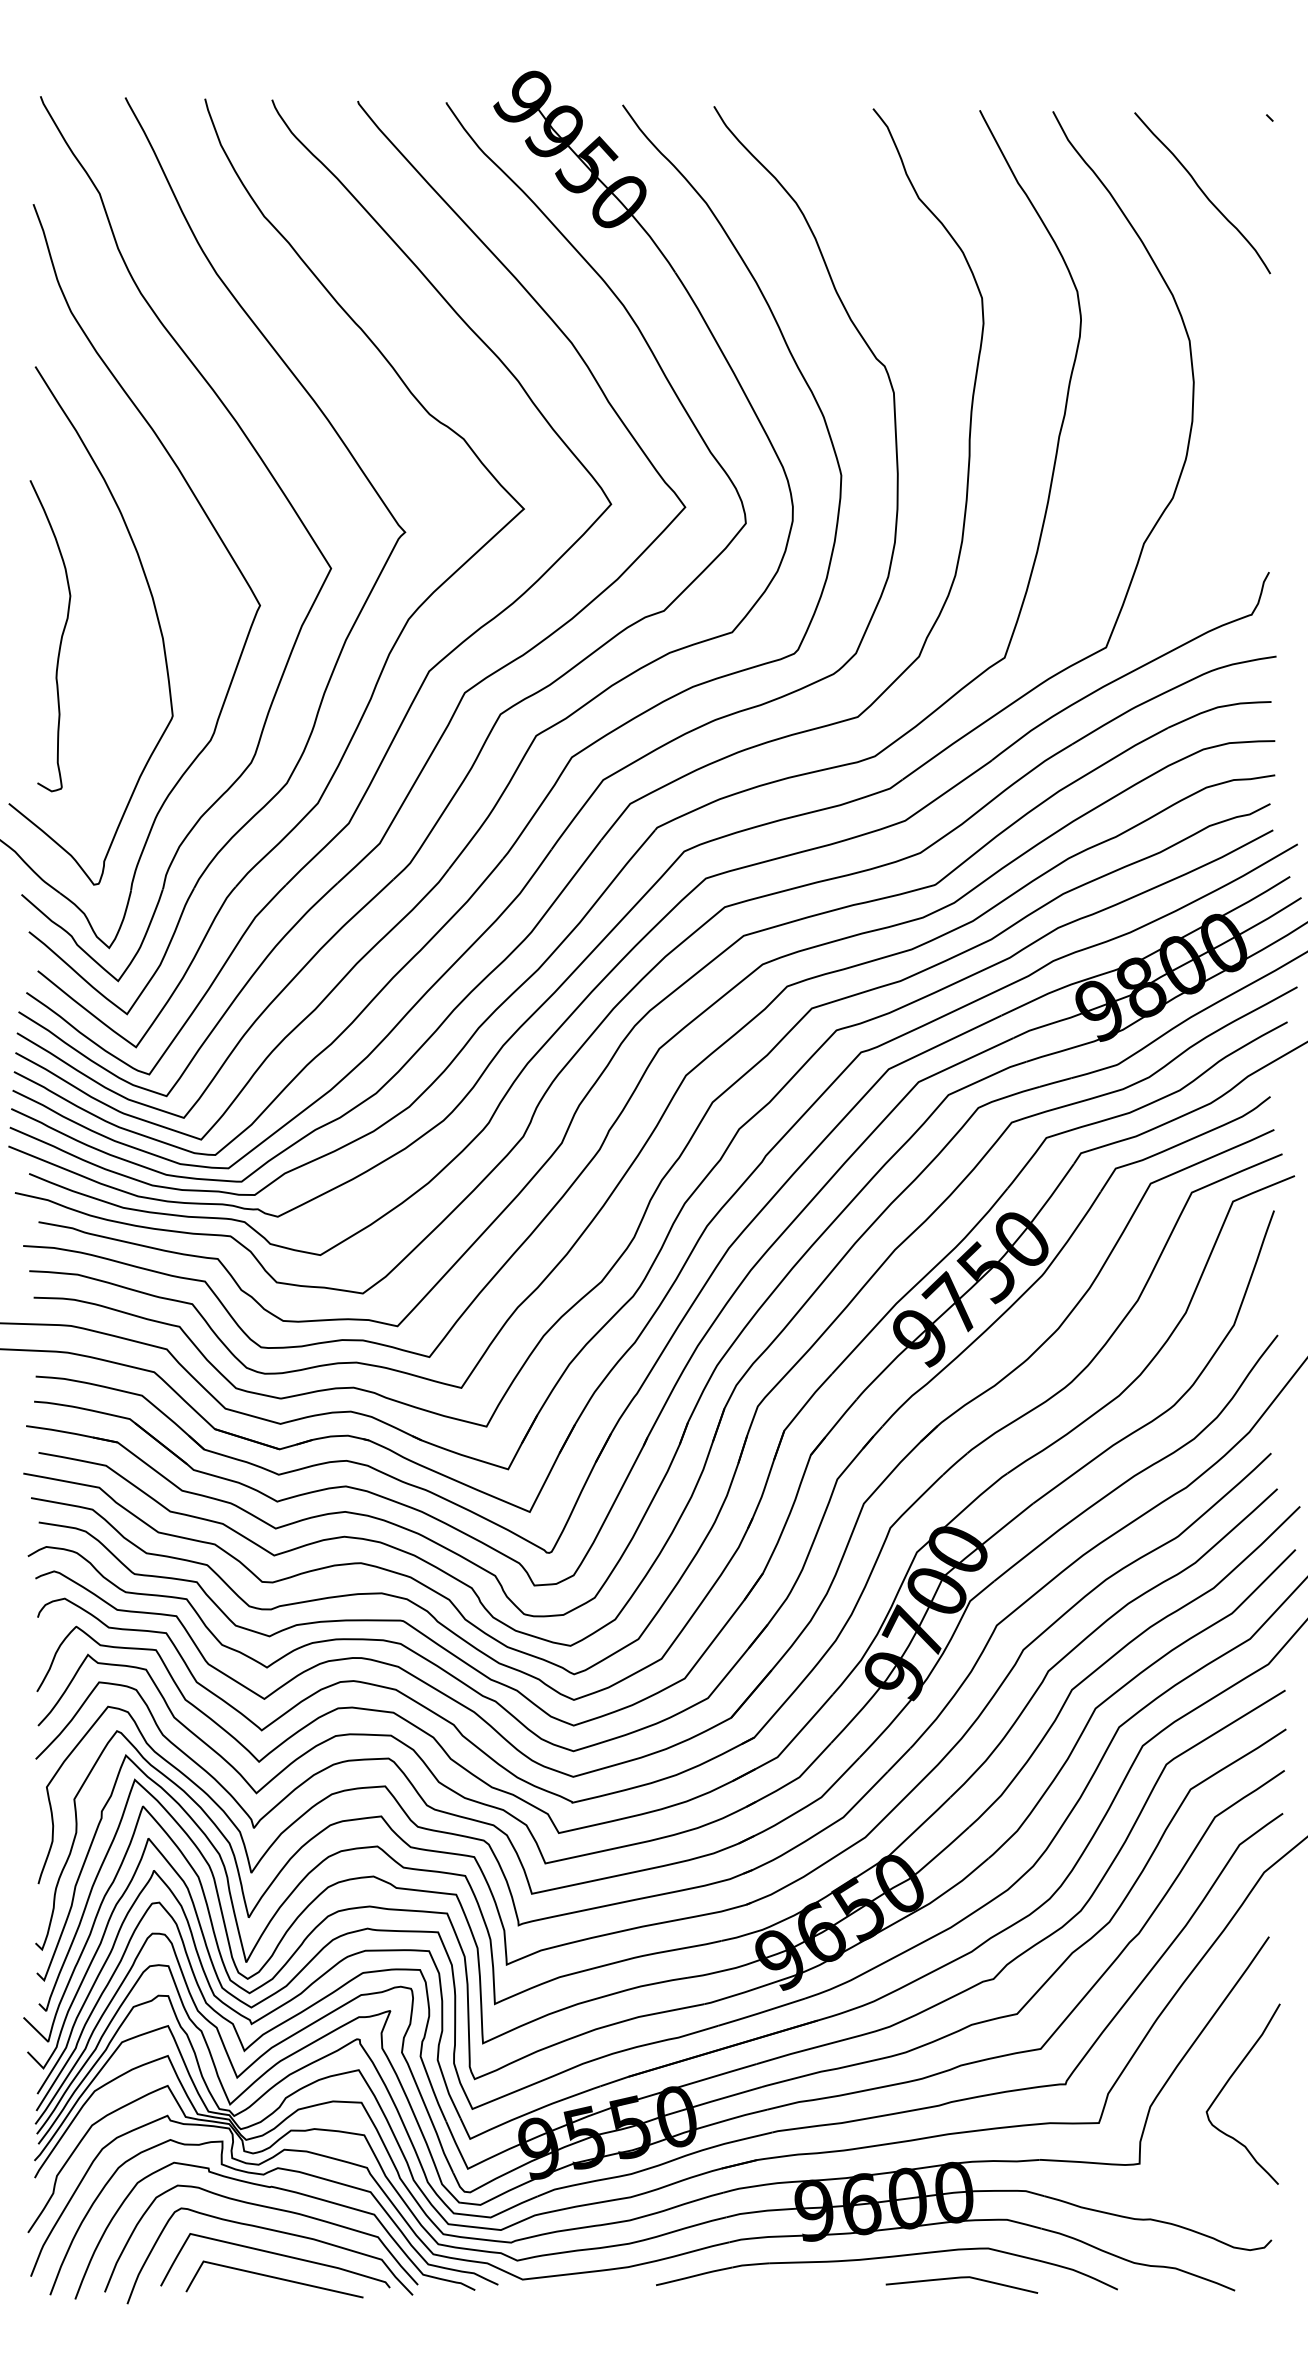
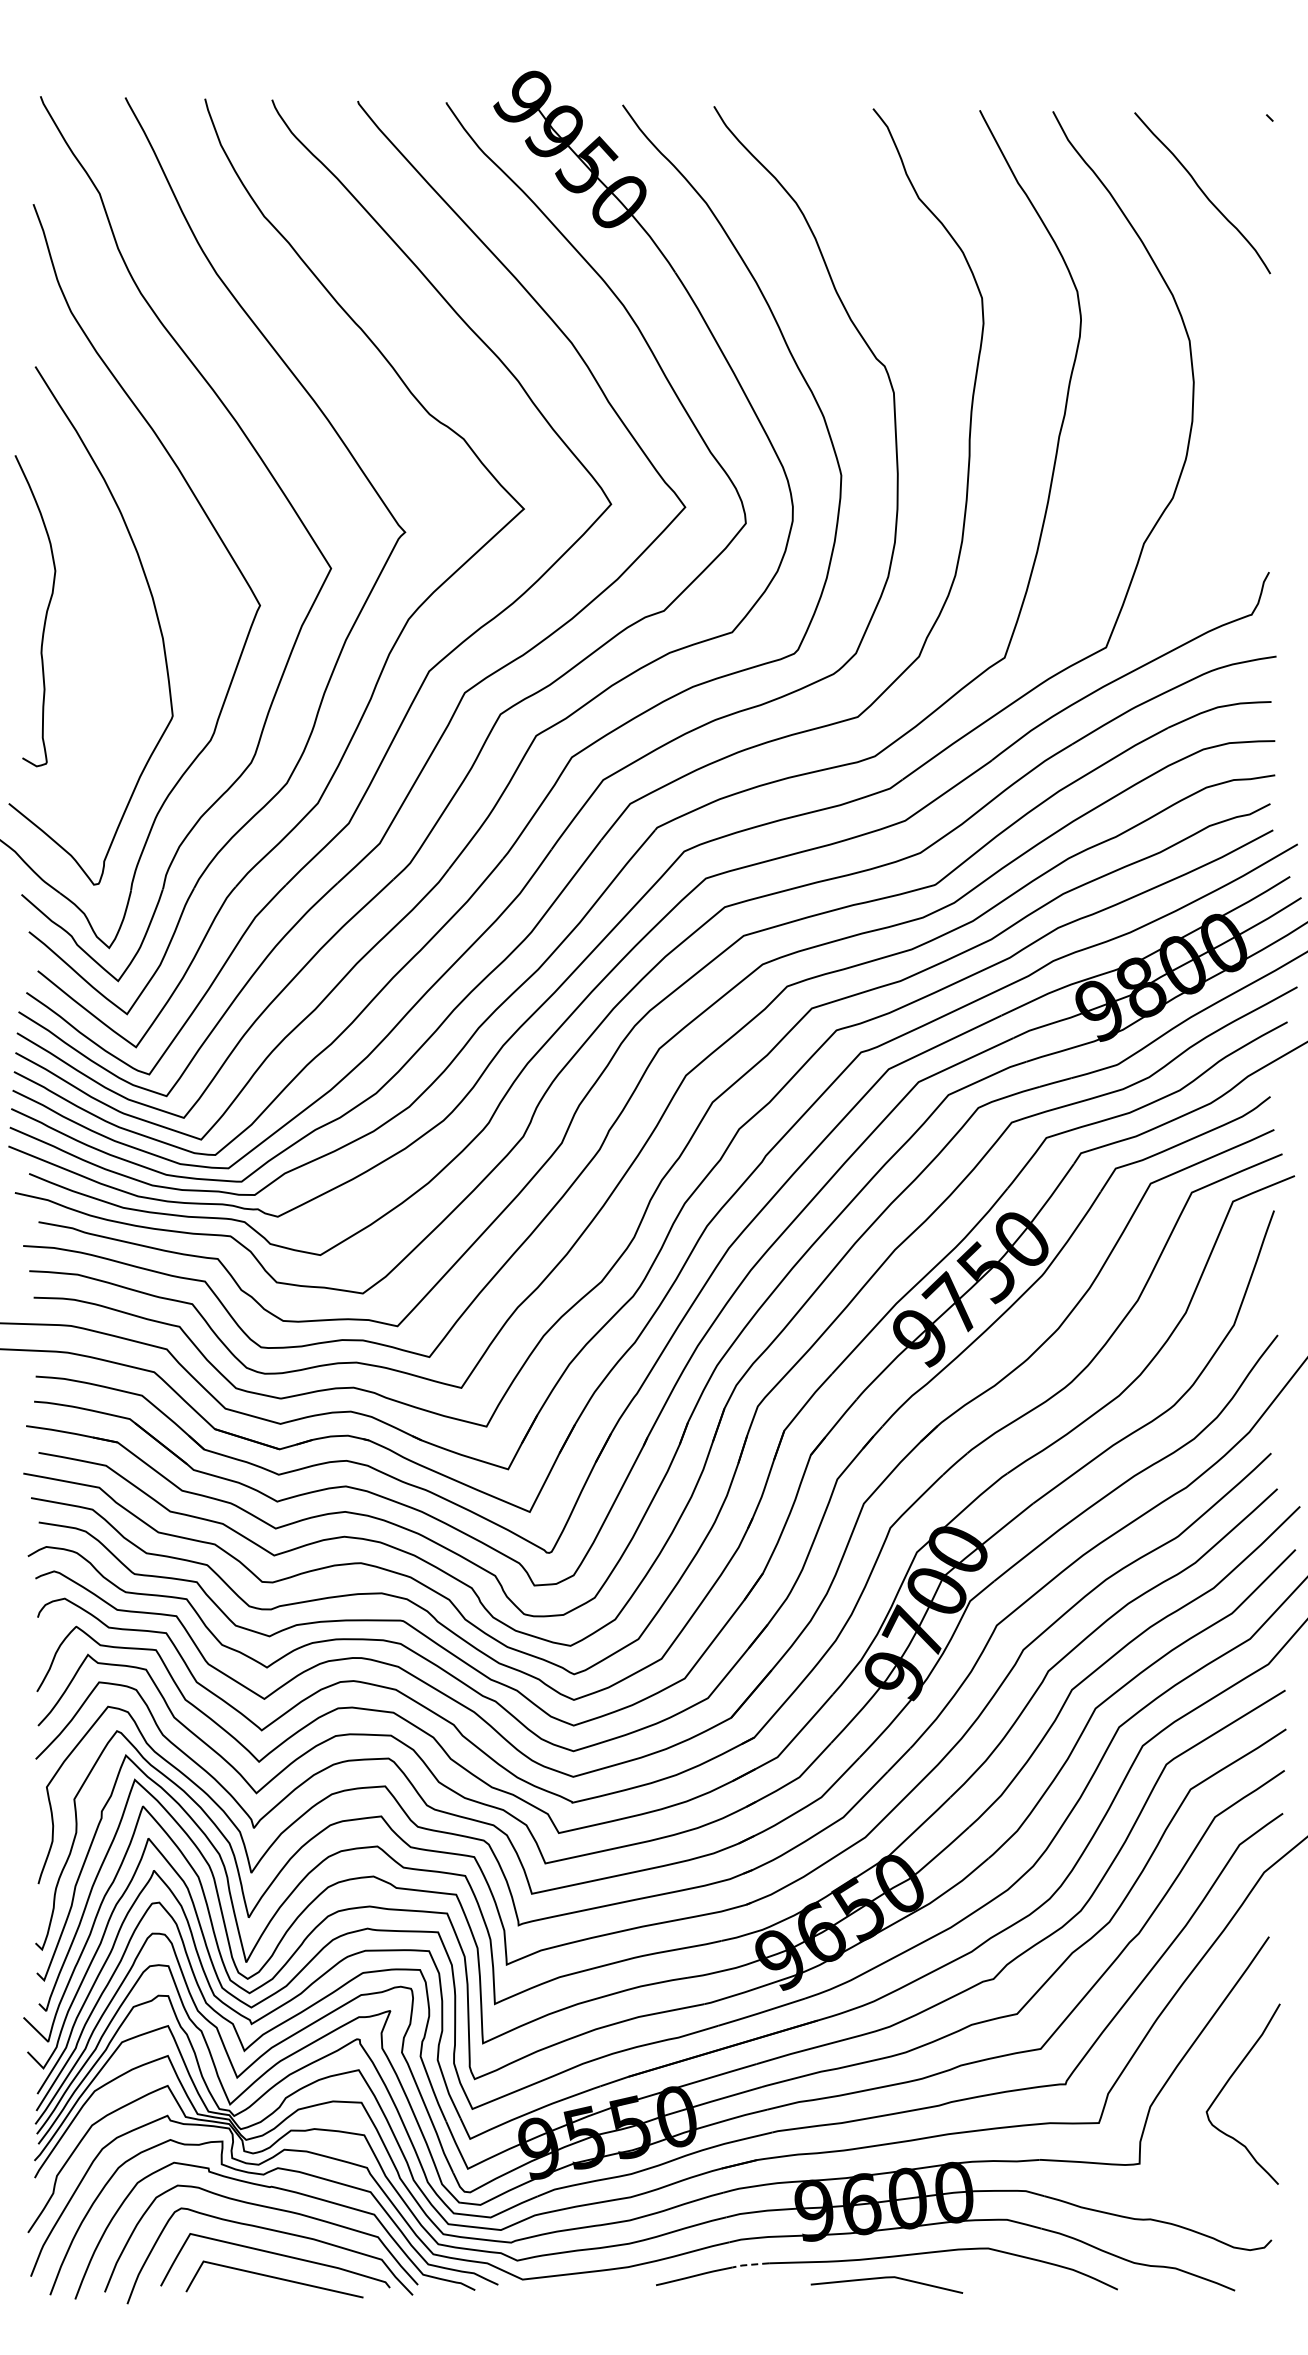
curve position: (60, 638) -> (45, 613) (45, 613)
line: solid -> dashed (750, 2264)
line position: (961, 2278) -> (886, 2278) (886, 2278)
